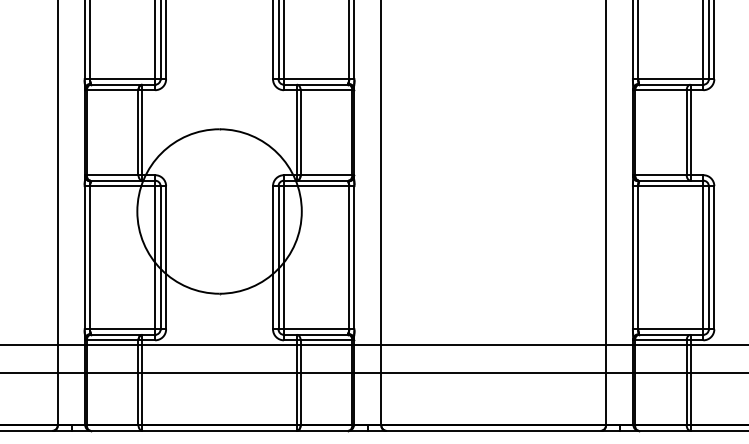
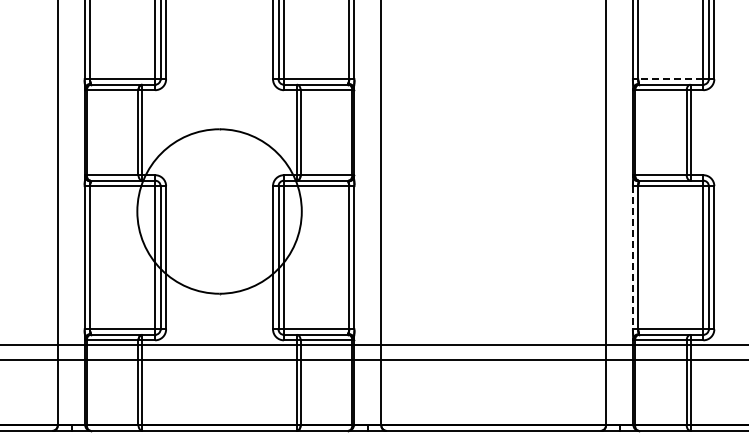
line: solid -> dashed (670, 79)
line: solid -> dashed (632, 257)
line position: (373, 372) -> (373, 359) (373, 359)
